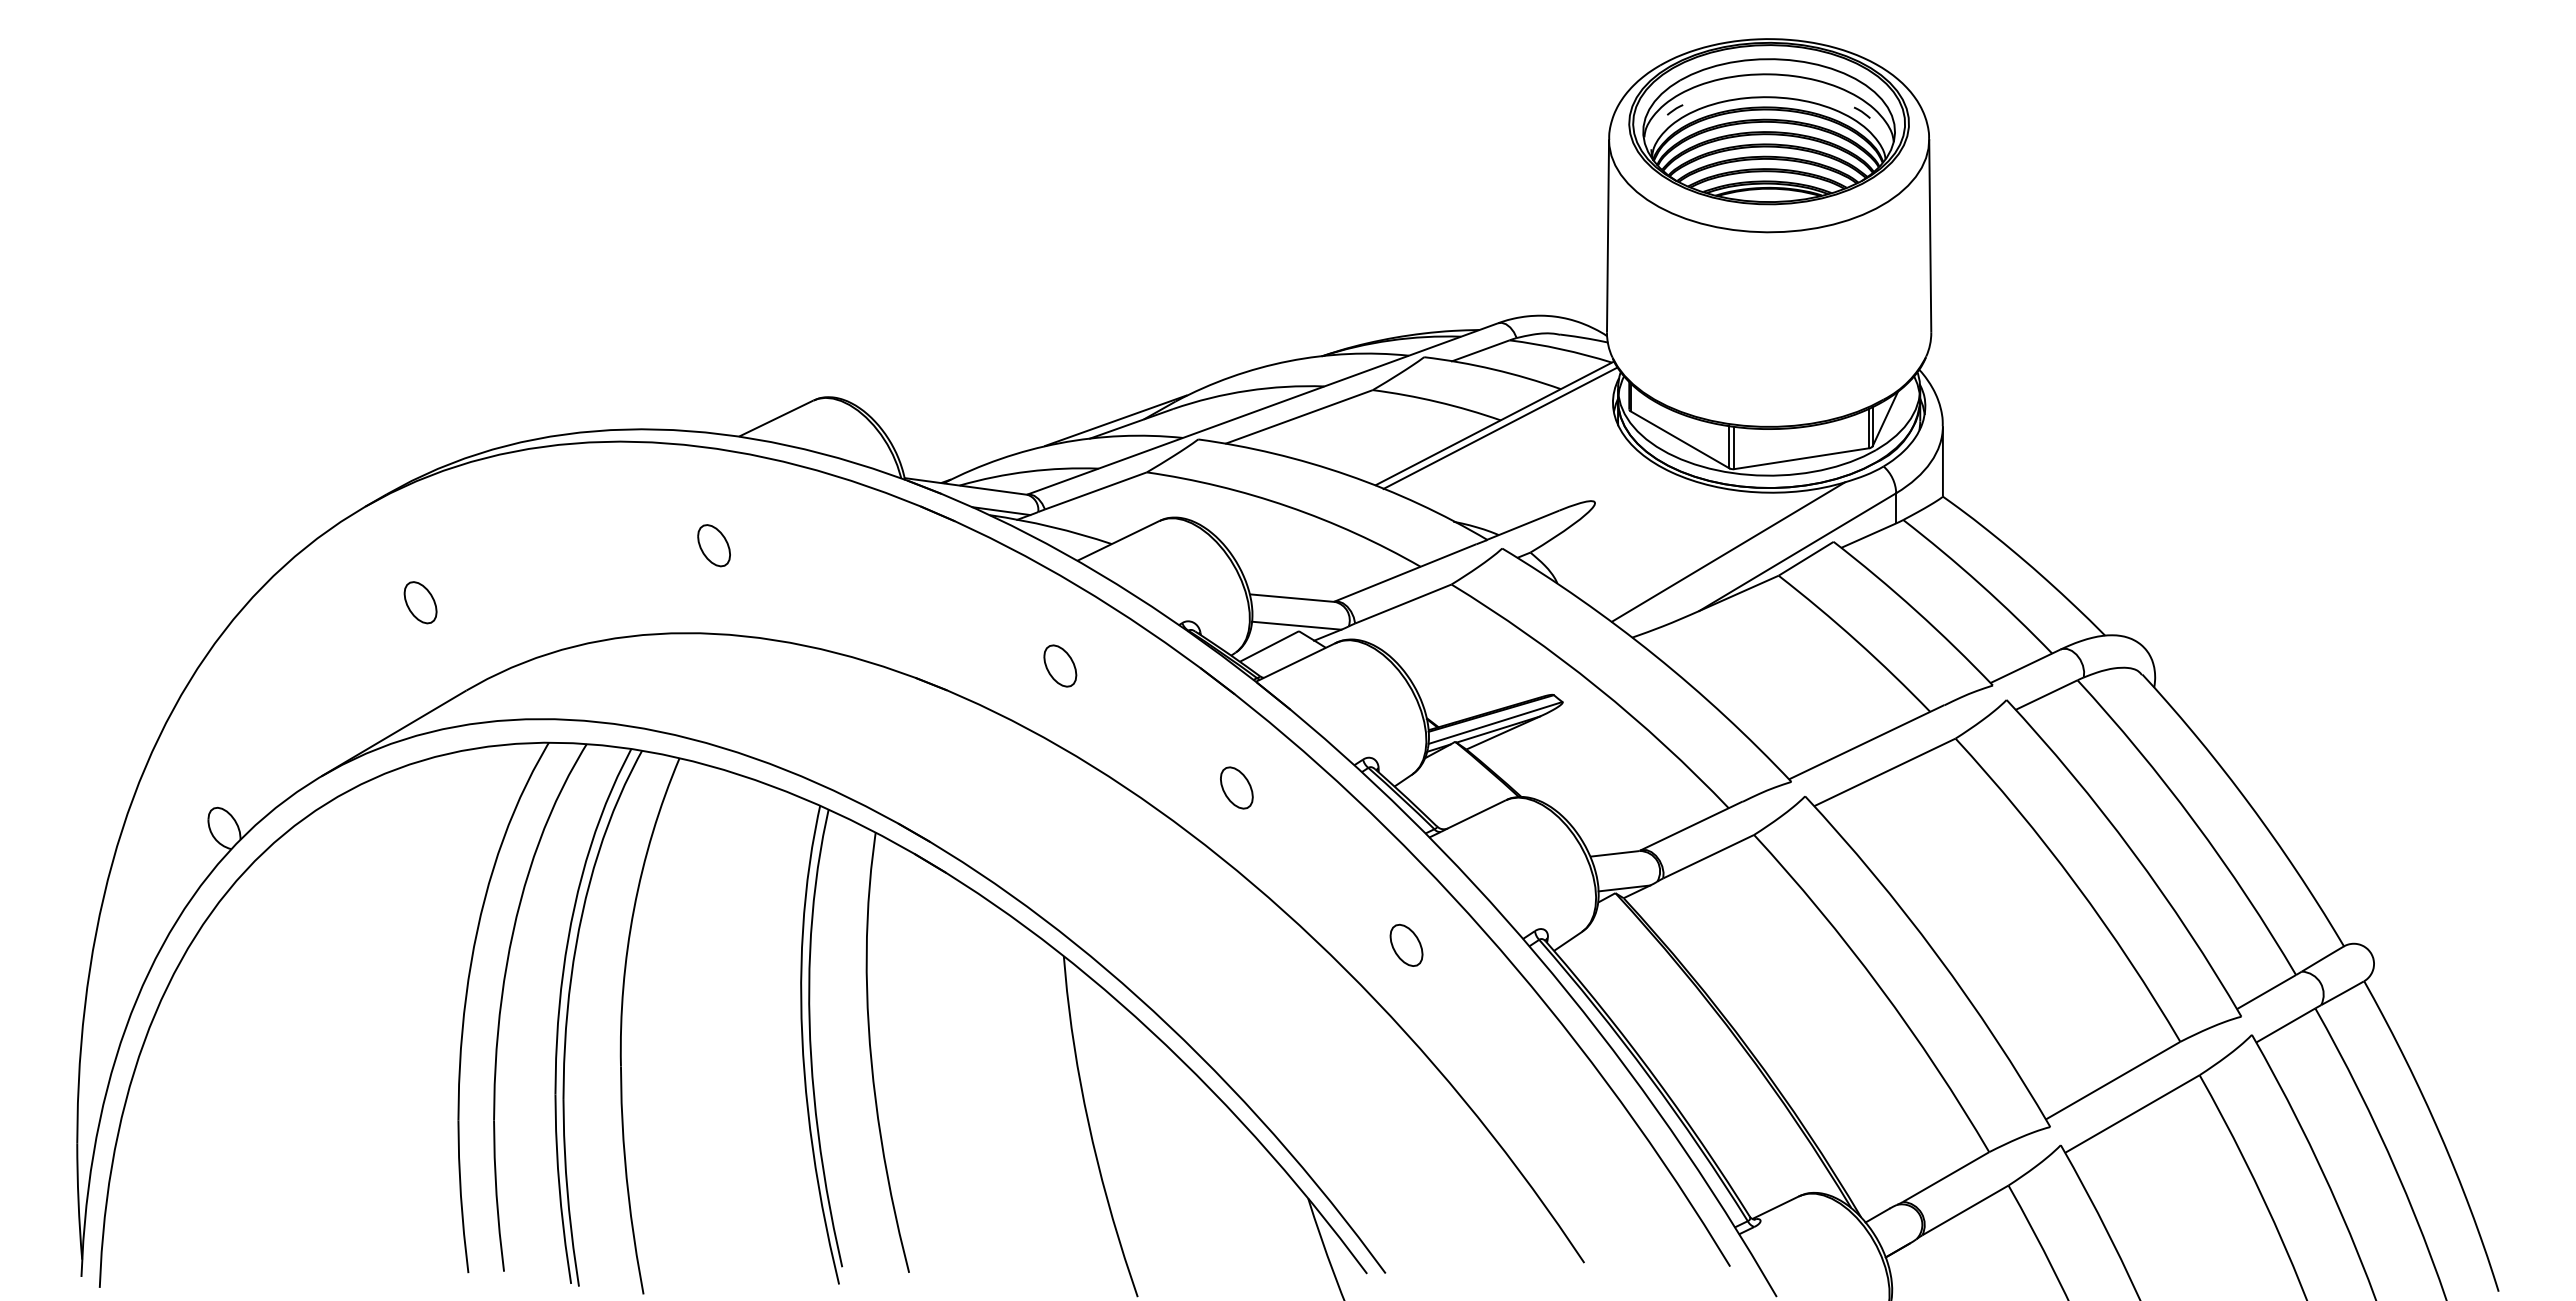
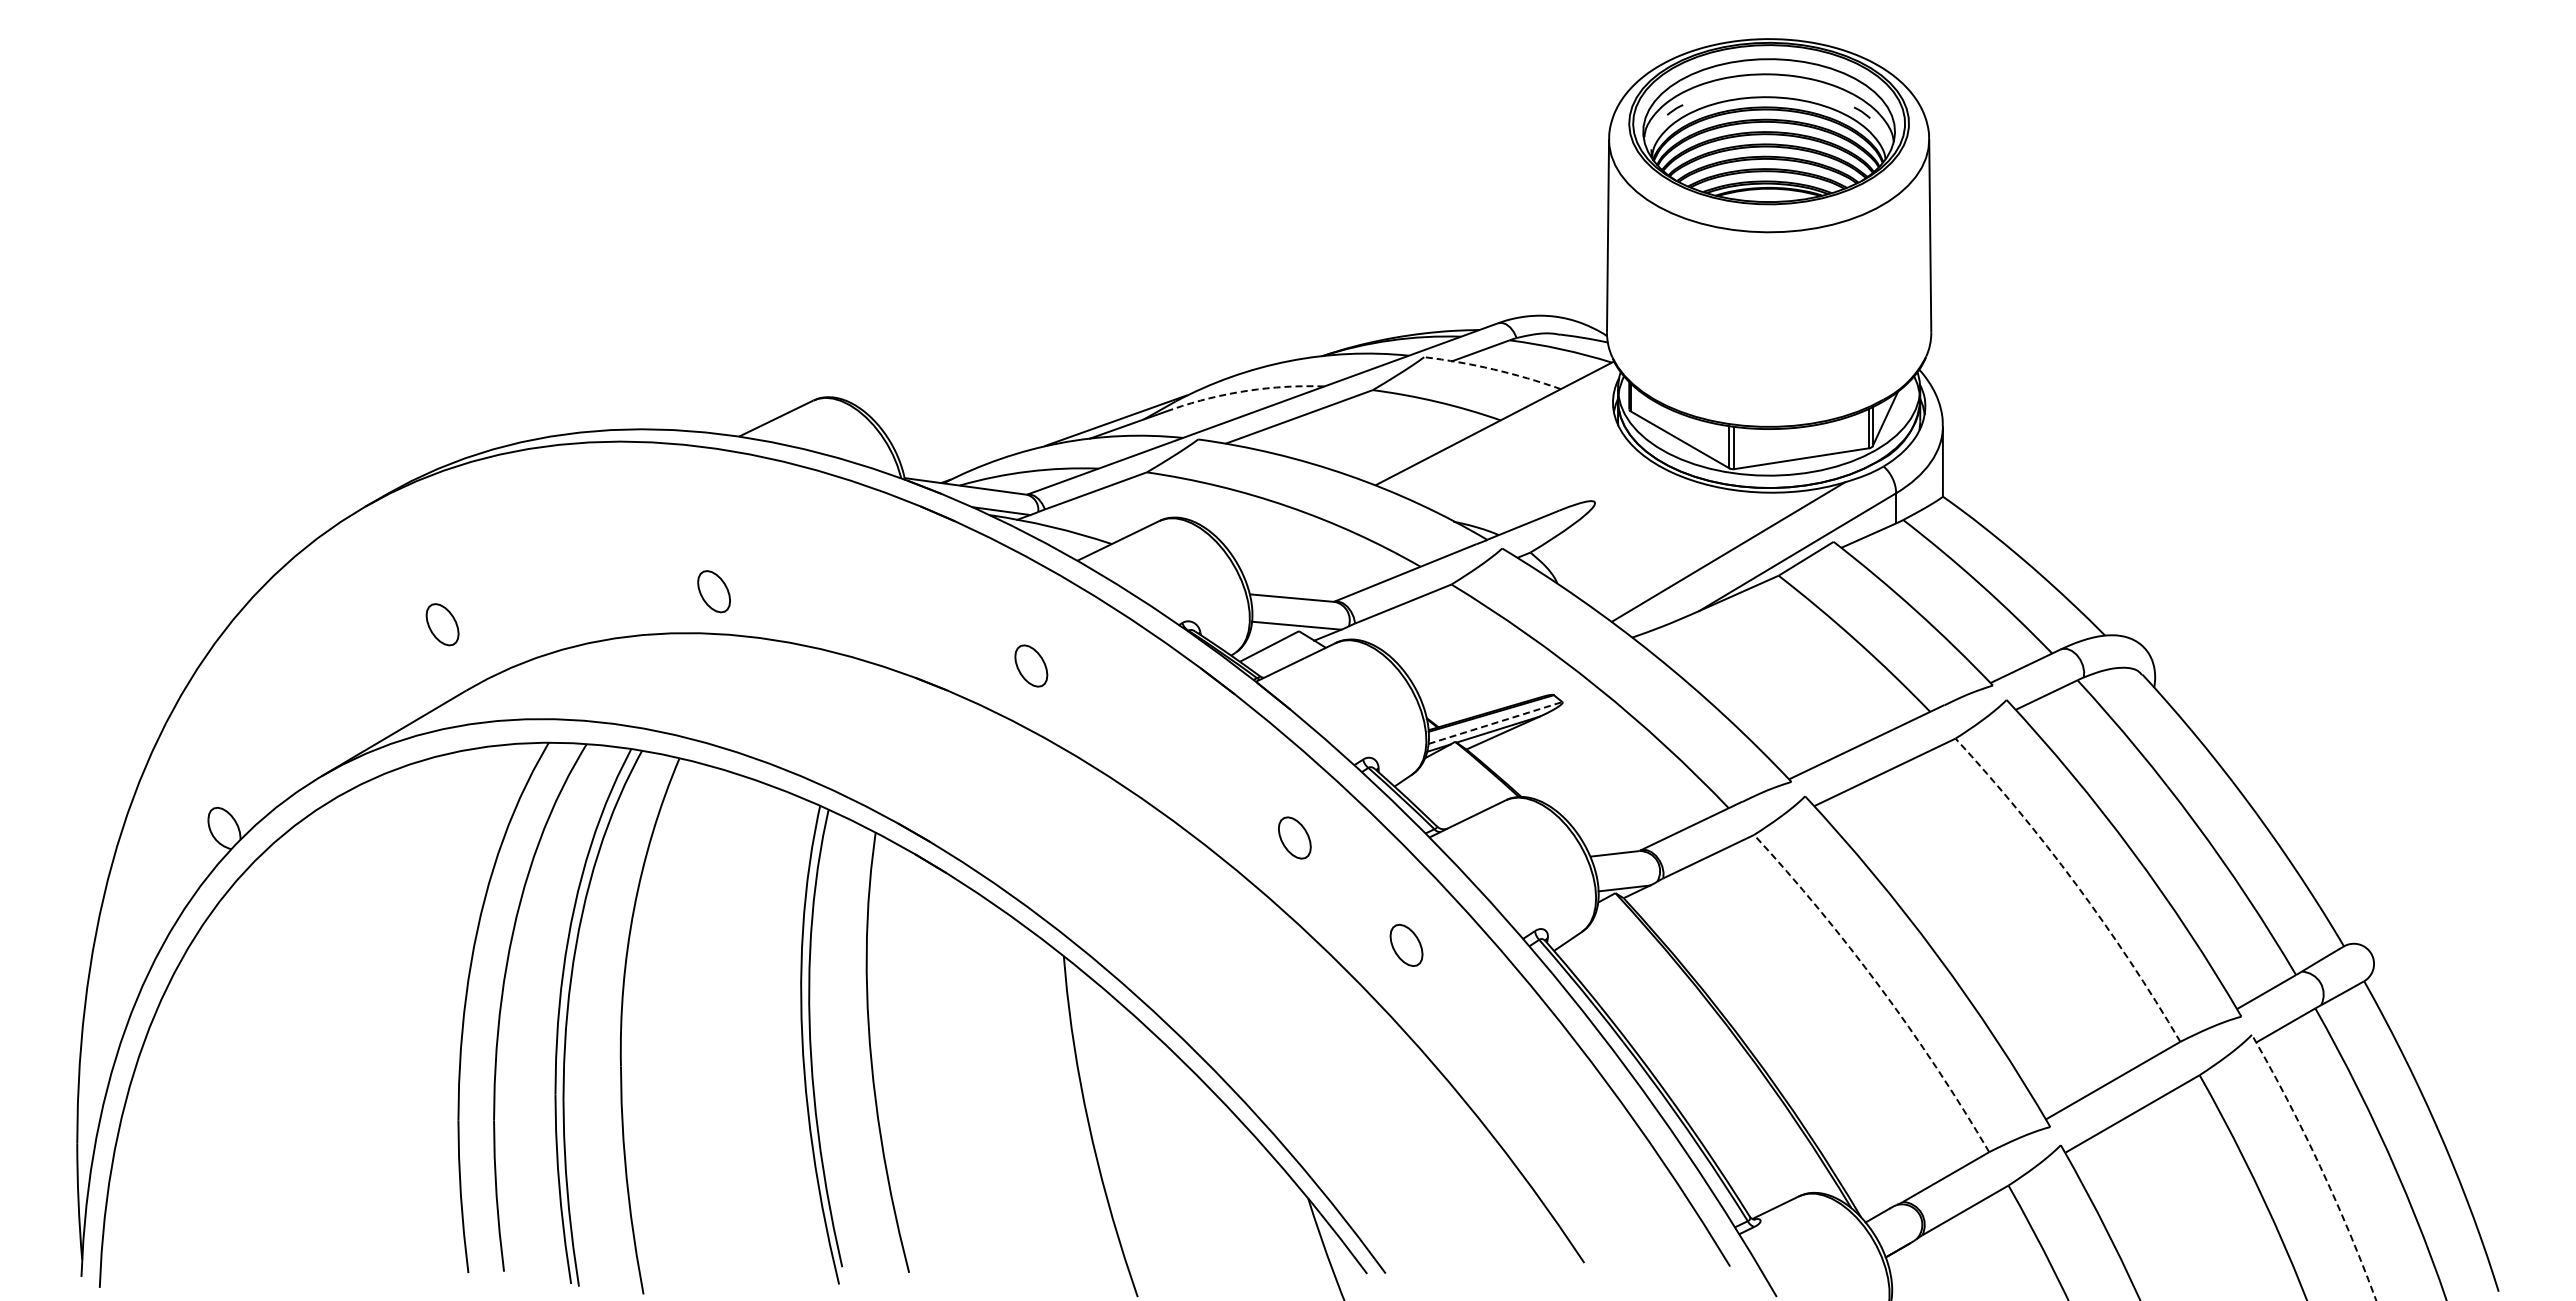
arc: solid -> dashed (1493, 369)
arc: solid -> dashed (1247, 390)
line: present -> none (1500, 427)
part position: (713, 545) -> (713, 591) (713, 591)
part position: (420, 602) -> (442, 624) (442, 624)
part position: (1060, 665) -> (1031, 665) (1031, 665)
line: solid -> dashed (1496, 722)
part position: (1236, 787) -> (1294, 837) (1294, 837)
arc: solid -> dashed (2076, 884)
arc: solid -> dashed (1880, 987)
arc: solid -> dashed (2319, 1165)
